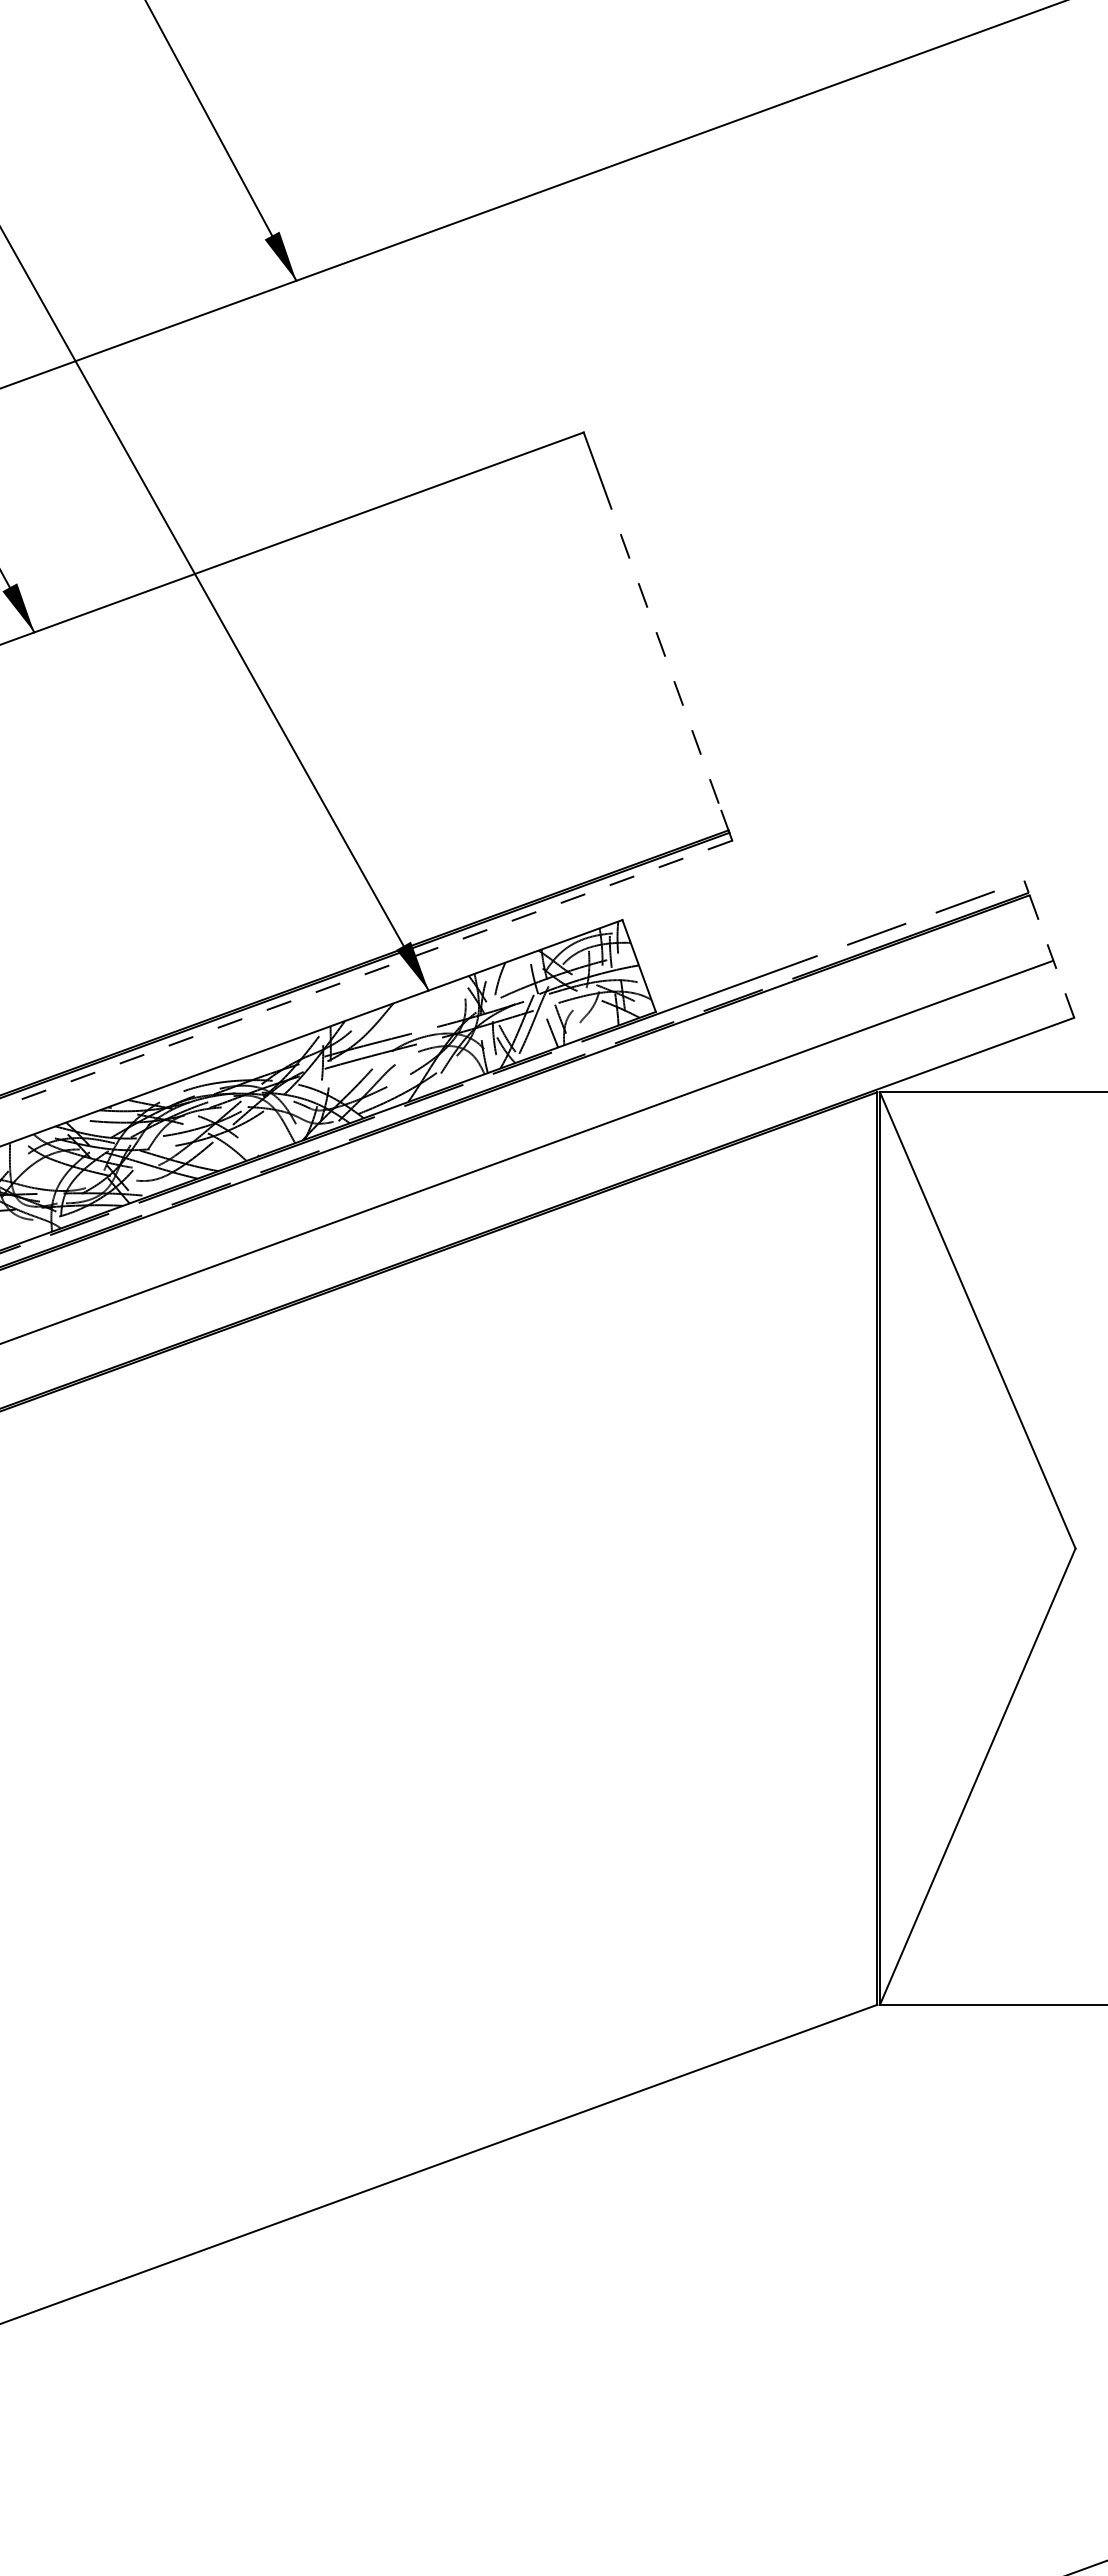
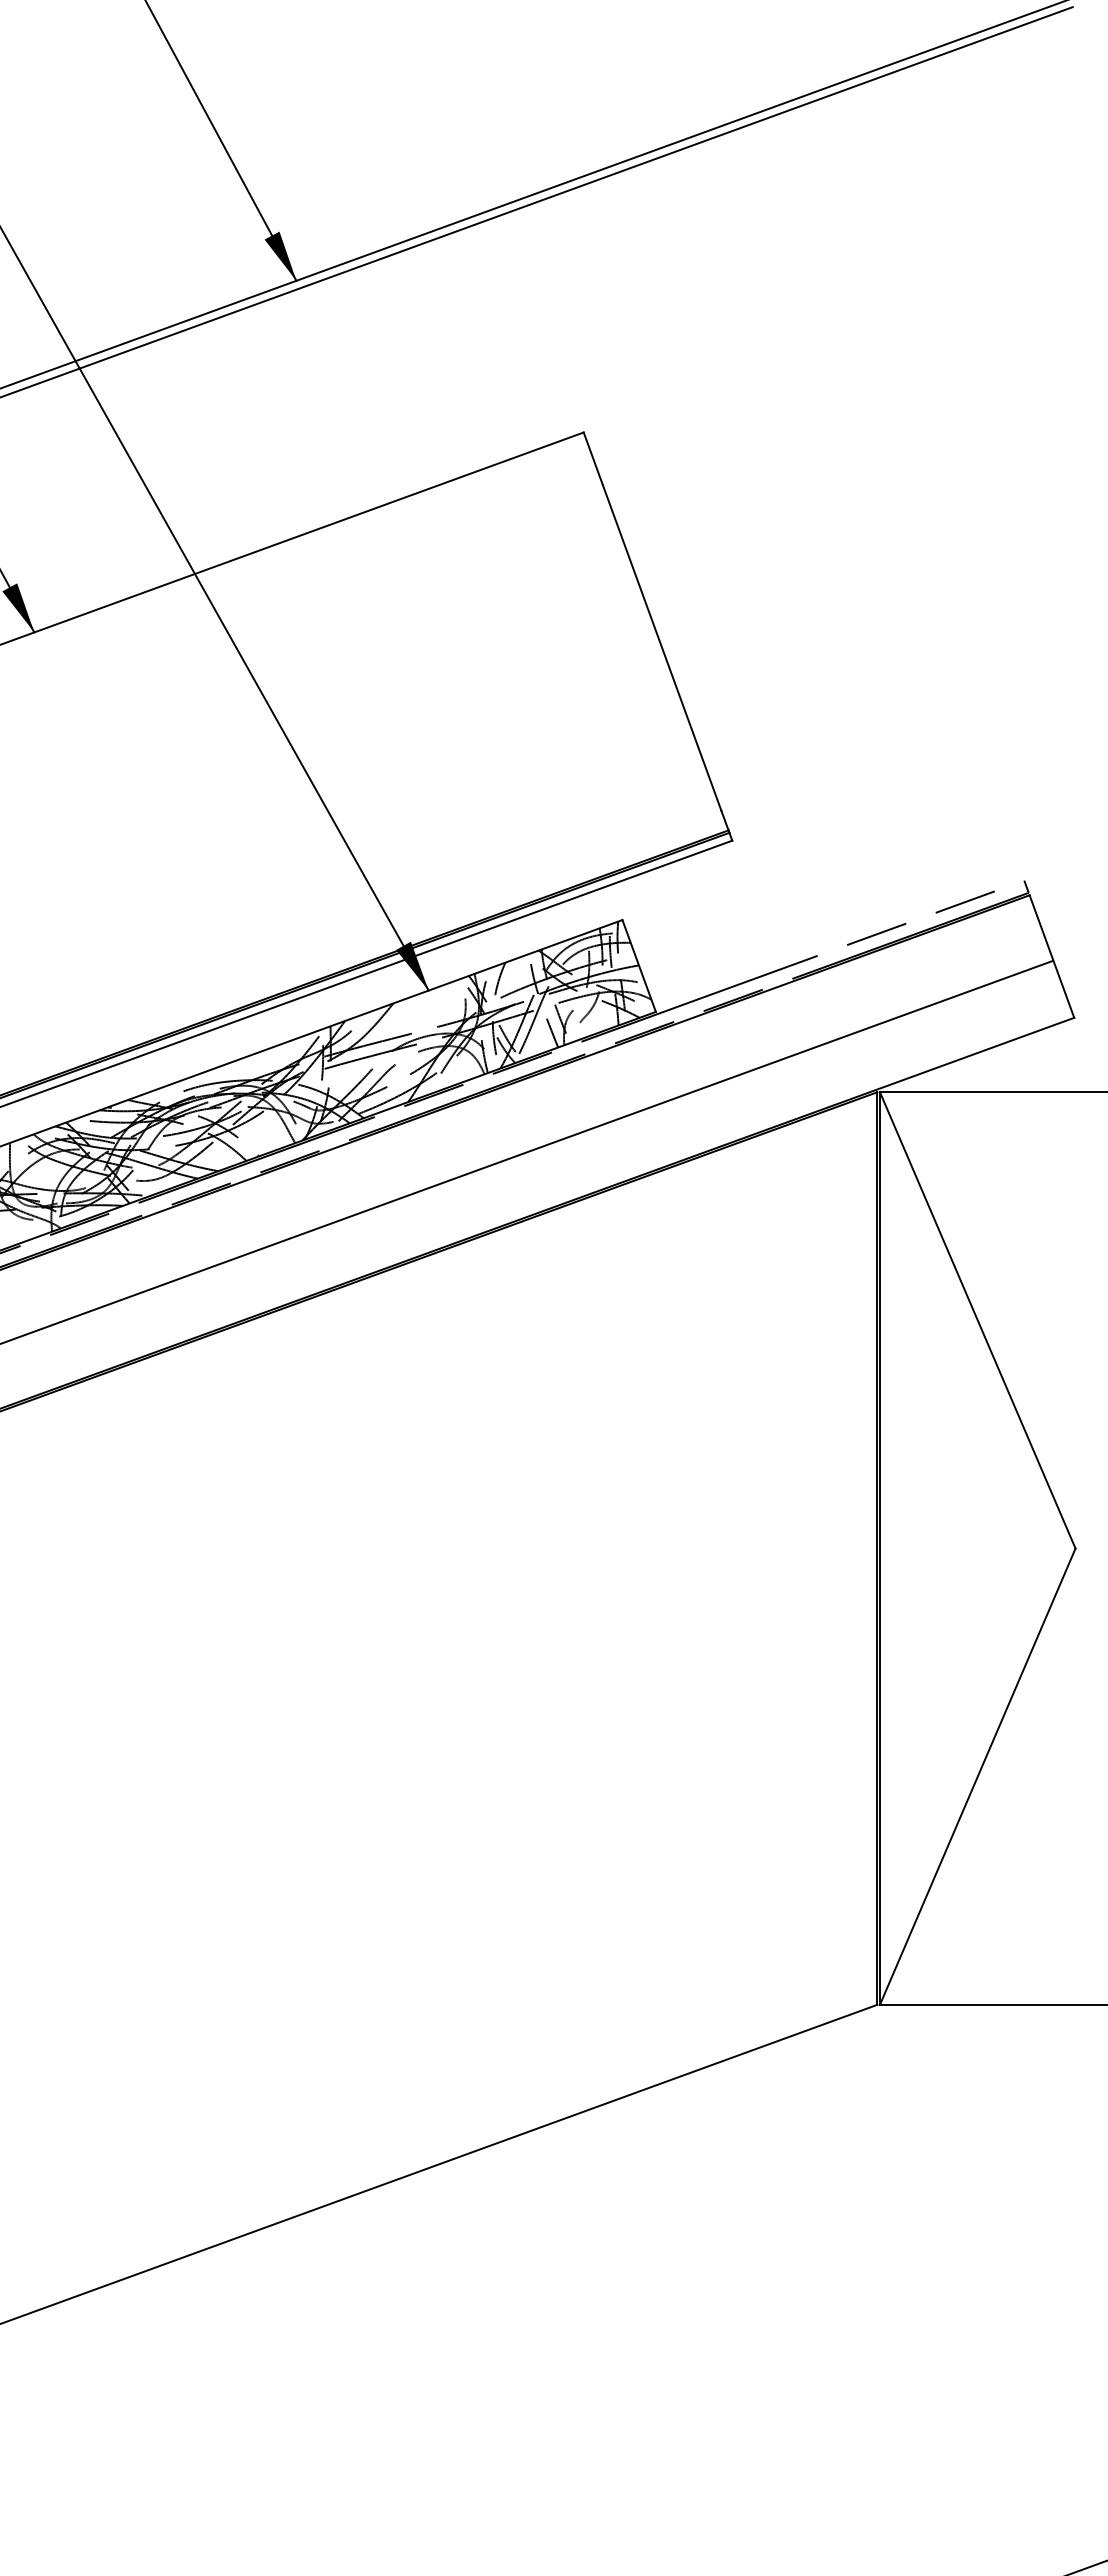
line: none -> present (537, 201)
line: dashed -> solid (662, 648)
line: dashed -> solid (1051, 956)
line: dashed -> solid (365, 974)
